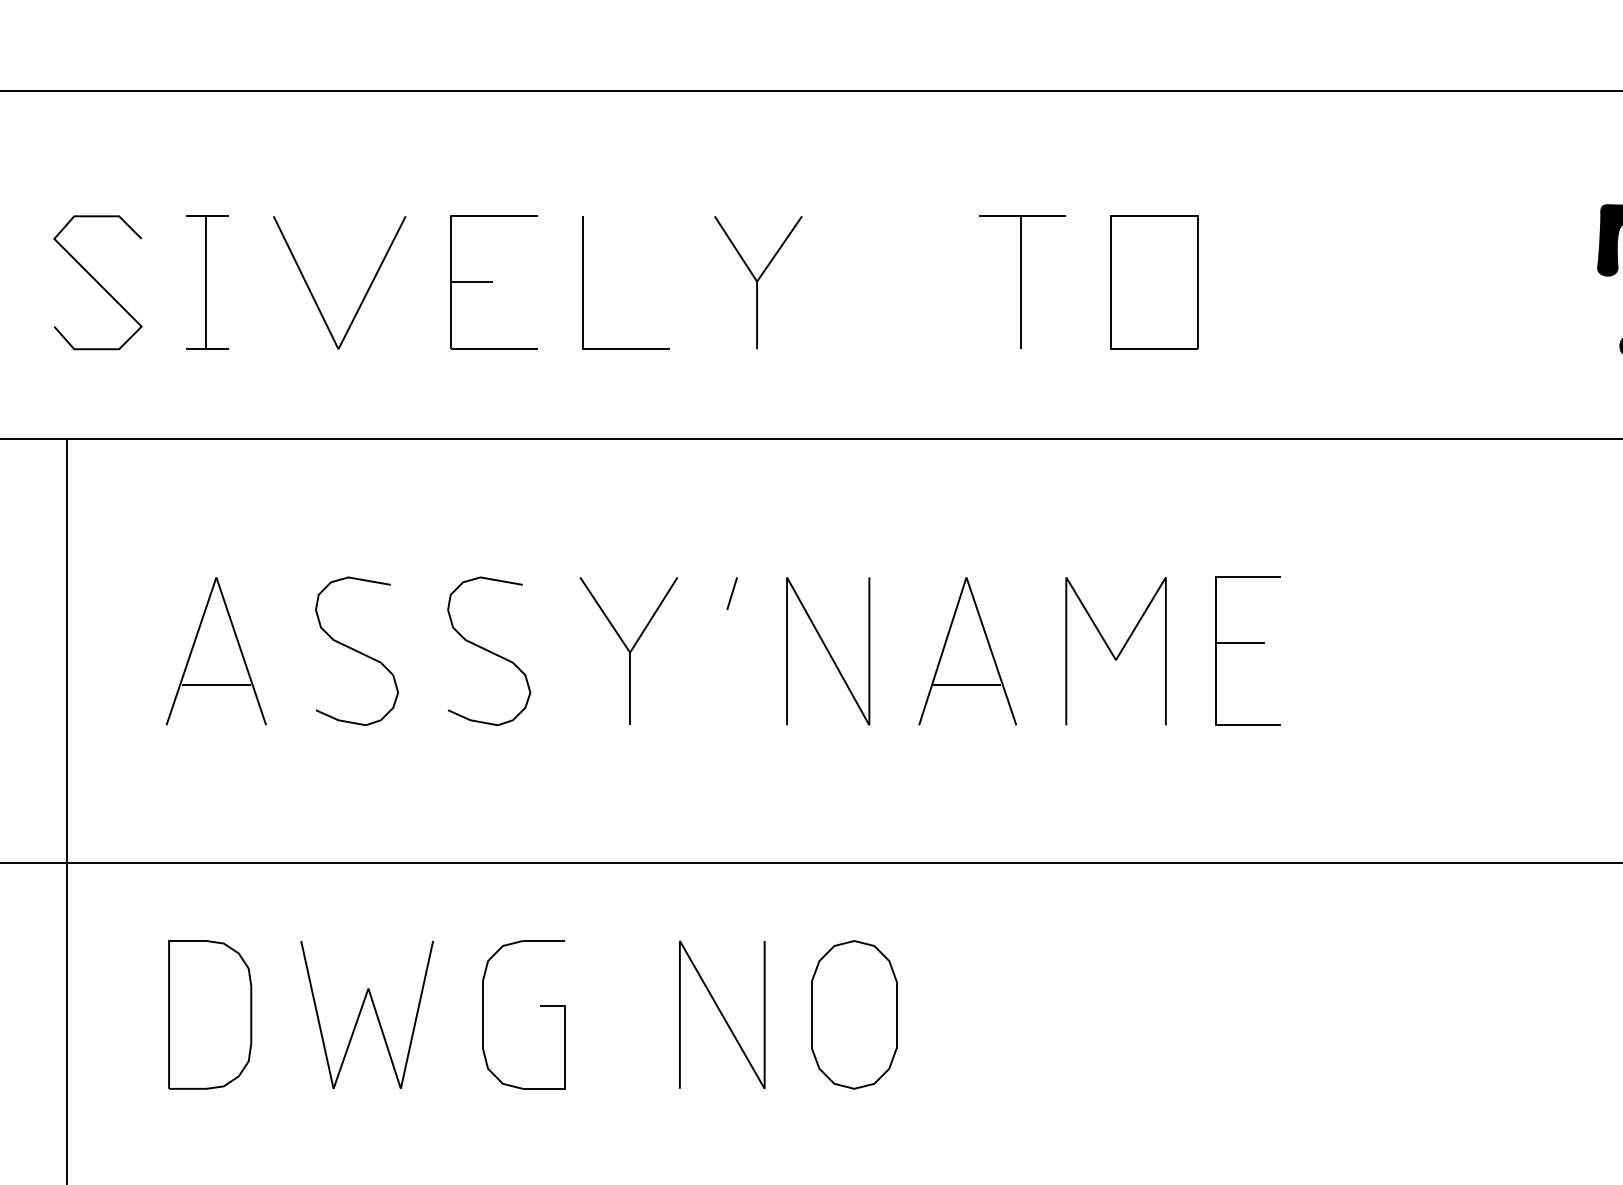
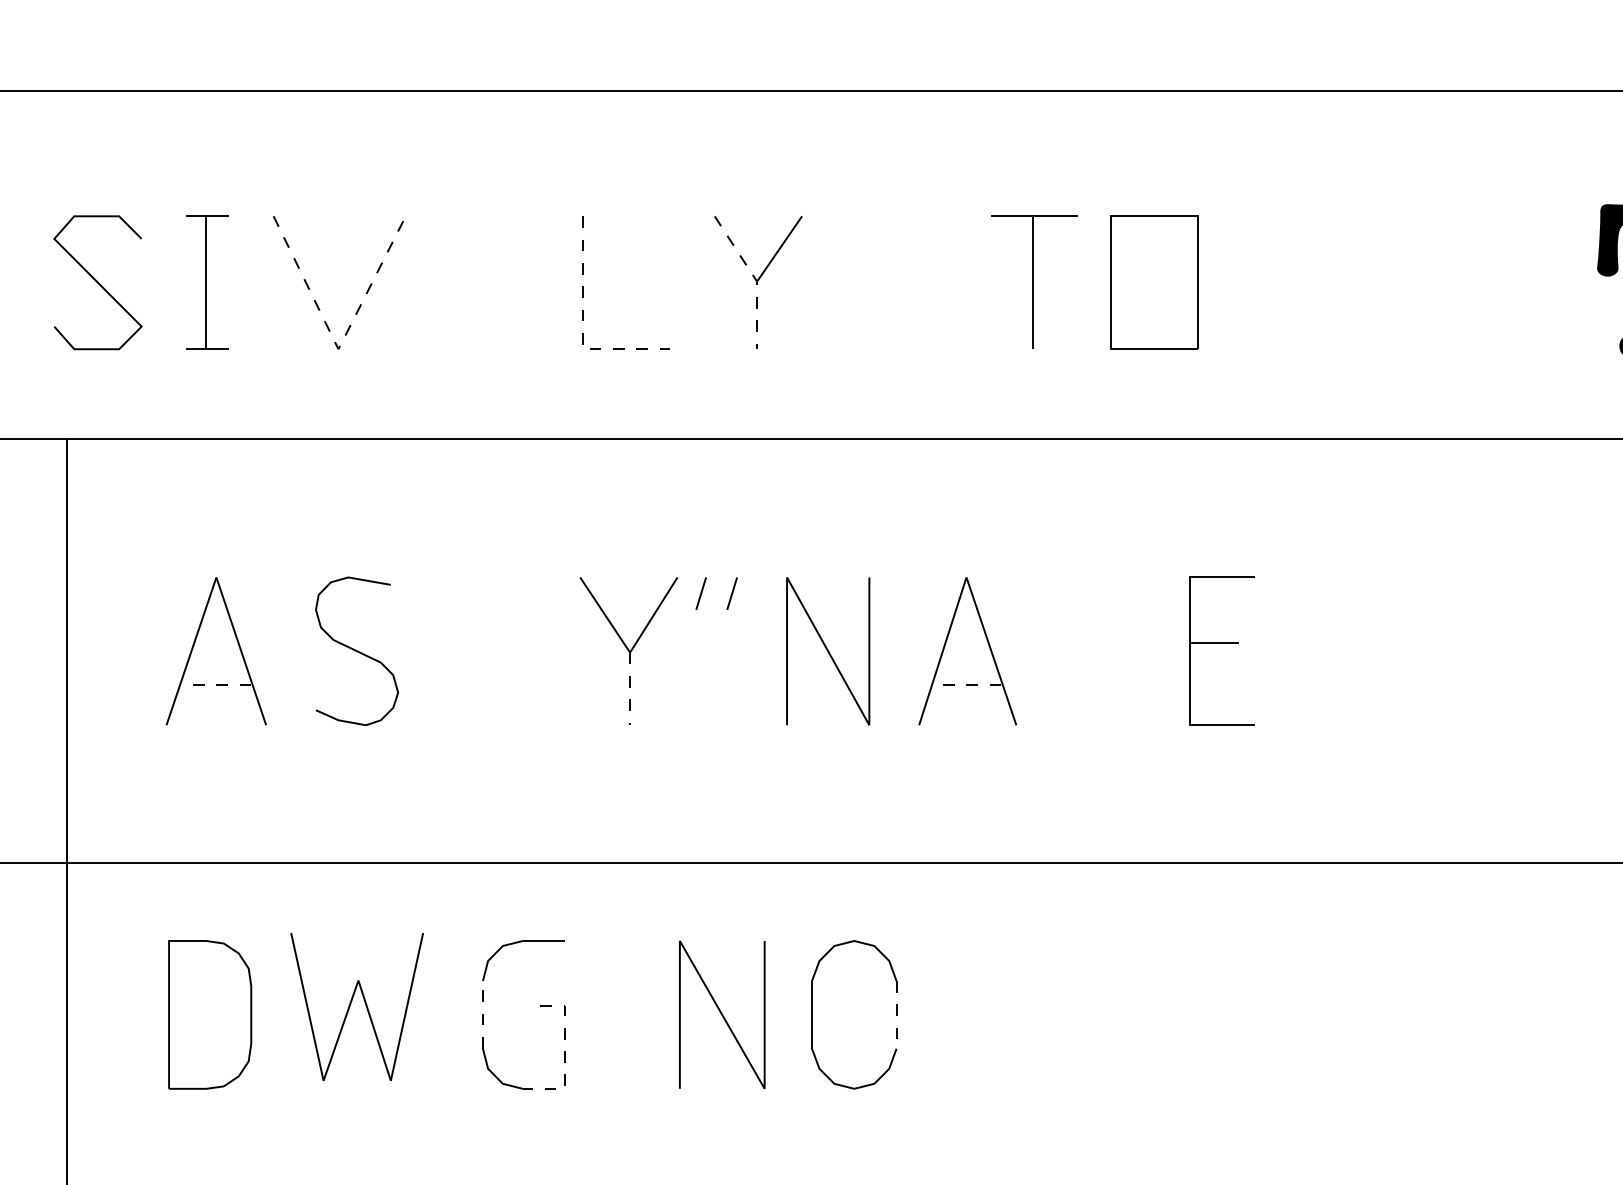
line: solid -> dashed (754, 278)
part position: (1022, 281) -> (1034, 281) (1034, 281)
part: present -> none (493, 282)
line: solid -> dashed (582, 327)
line: solid -> dashed (338, 349)
line: none -> present (700, 593)
part position: (1247, 643) -> (1221, 643) (1221, 643)
part: present -> none (489, 651)
line: present -> none (1113, 653)
line: solid -> dashed (216, 685)
line: solid -> dashed (966, 685)
line: solid -> dashed (630, 689)
line position: (361, 1012) -> (351, 1004) (351, 1004)
line: solid -> dashed (482, 1014)
line: solid -> dashed (896, 1014)
line: solid -> dashed (565, 1056)
